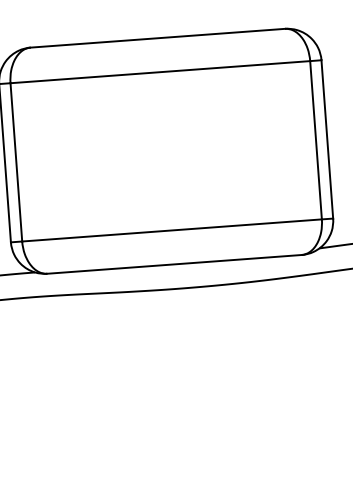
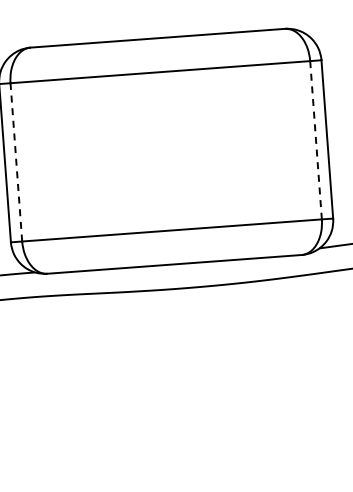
line: solid -> dashed (316, 140)
line: solid -> dashed (16, 161)
